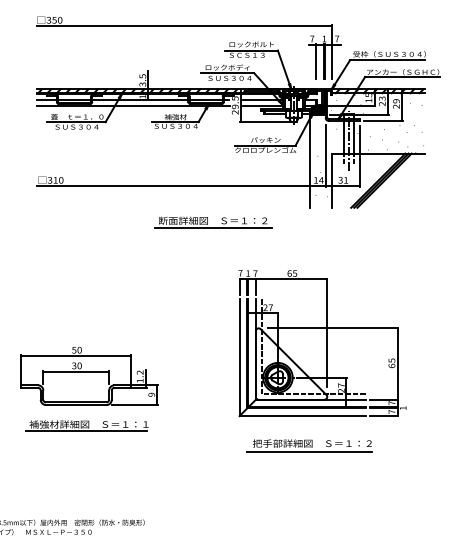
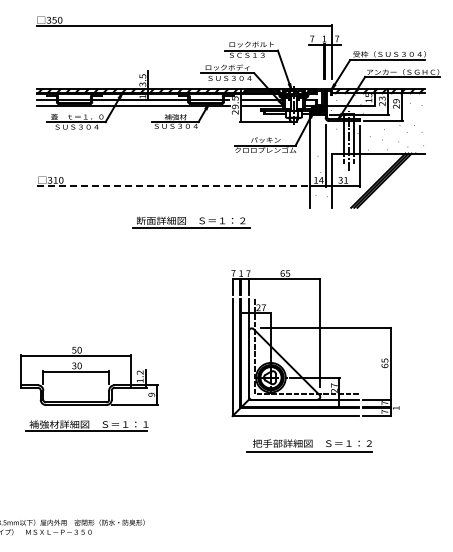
line: present -> none (315, 61)
line: solid -> dashed (173, 186)
part position: (213, 222) -> (191, 222) (191, 222)
part position: (322, 343) -> (315, 343) (315, 343)
